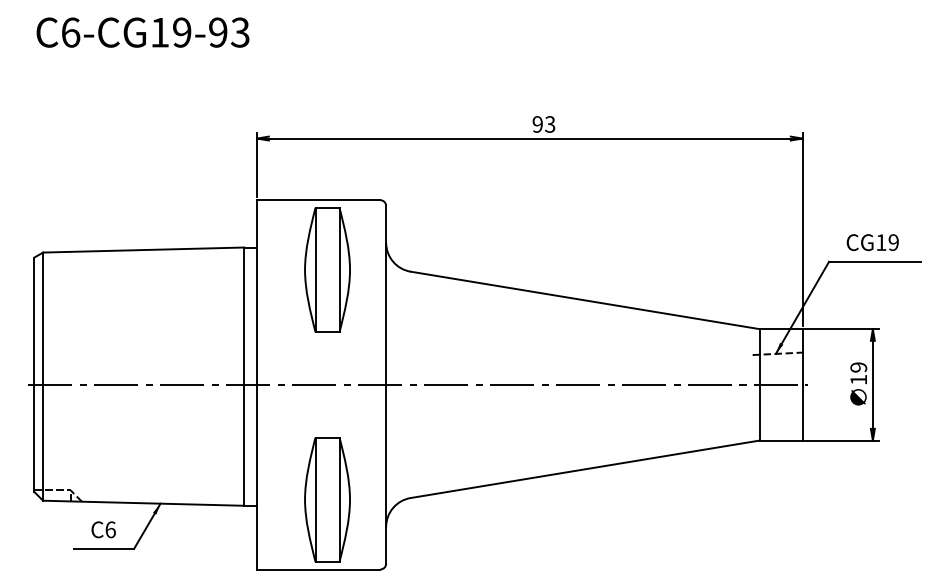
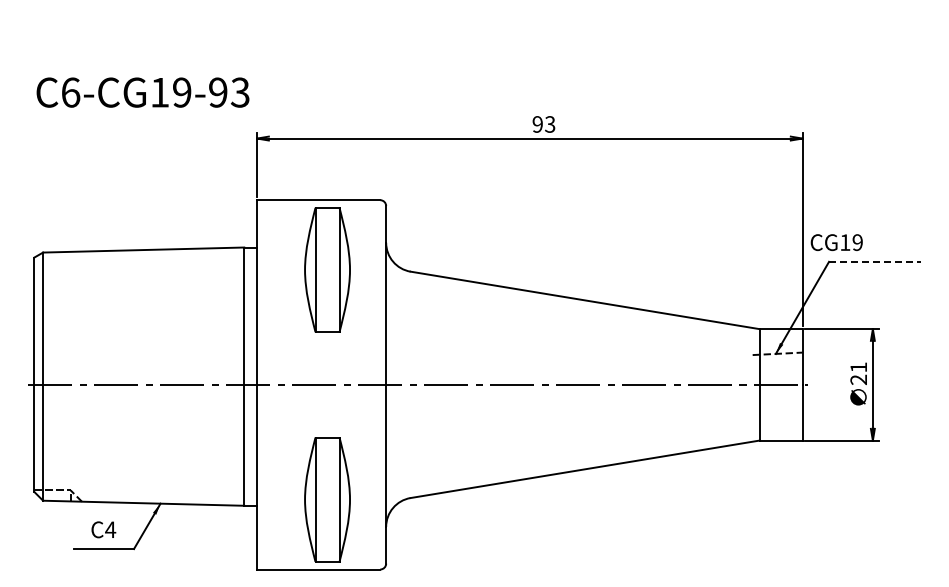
text position: (142, 32) -> (142, 92) (142, 92)
text position: (872, 242) -> (836, 242) (836, 242)
line: solid -> dashed (874, 261)
text: 19 -> 21 (858, 373)
text: C6 -> C4 (110, 529)
